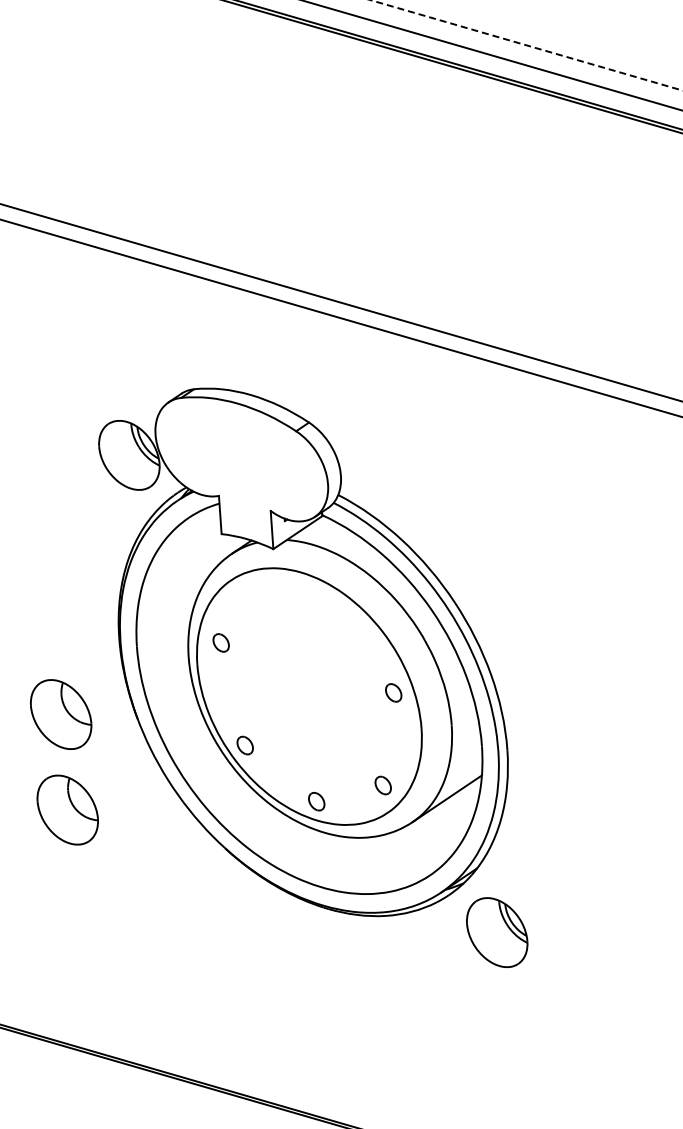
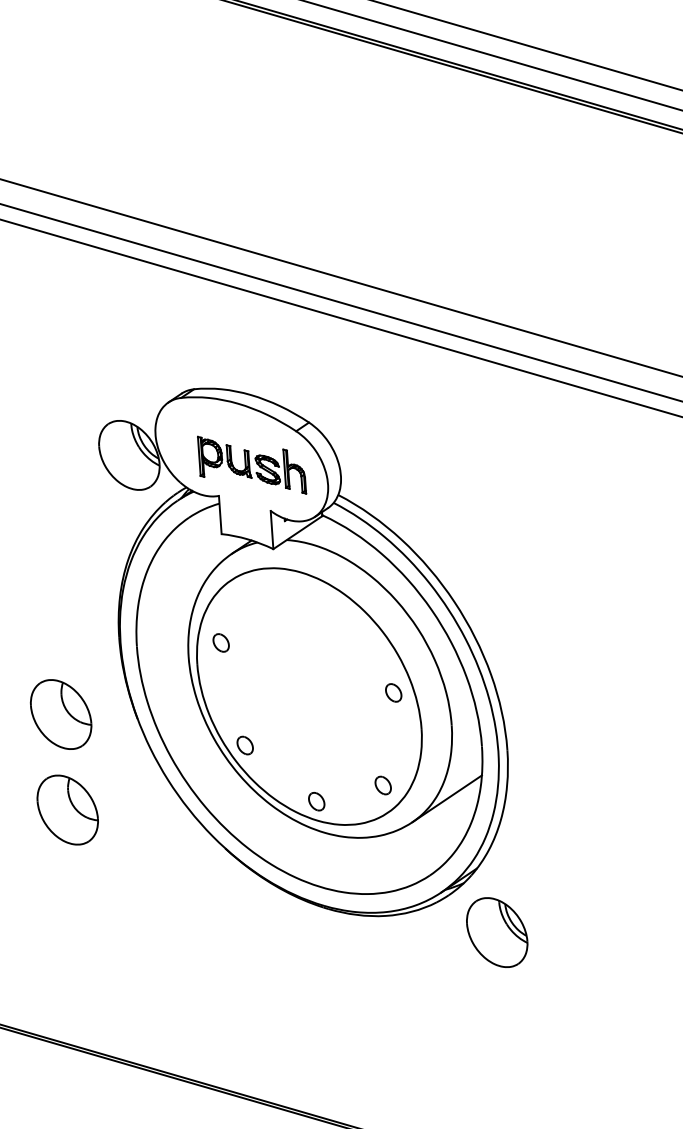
line: dashed -> solid (526, 45)
line: none -> present (340, 277)
part: none -> present (252, 464)
